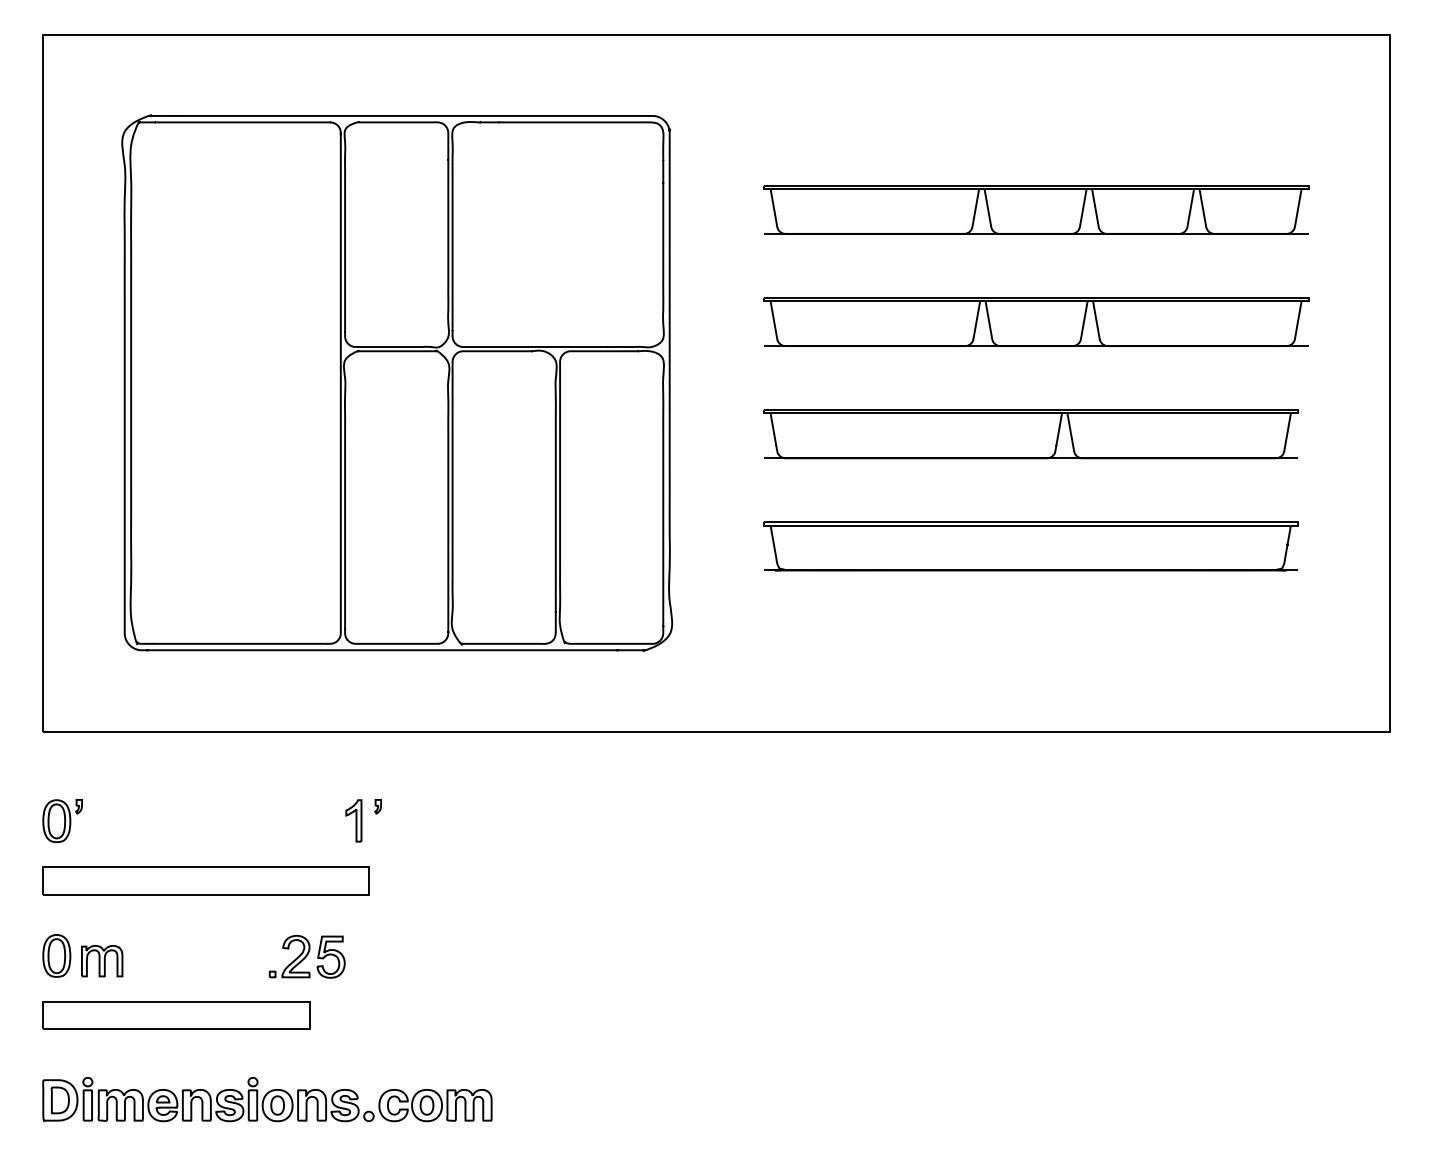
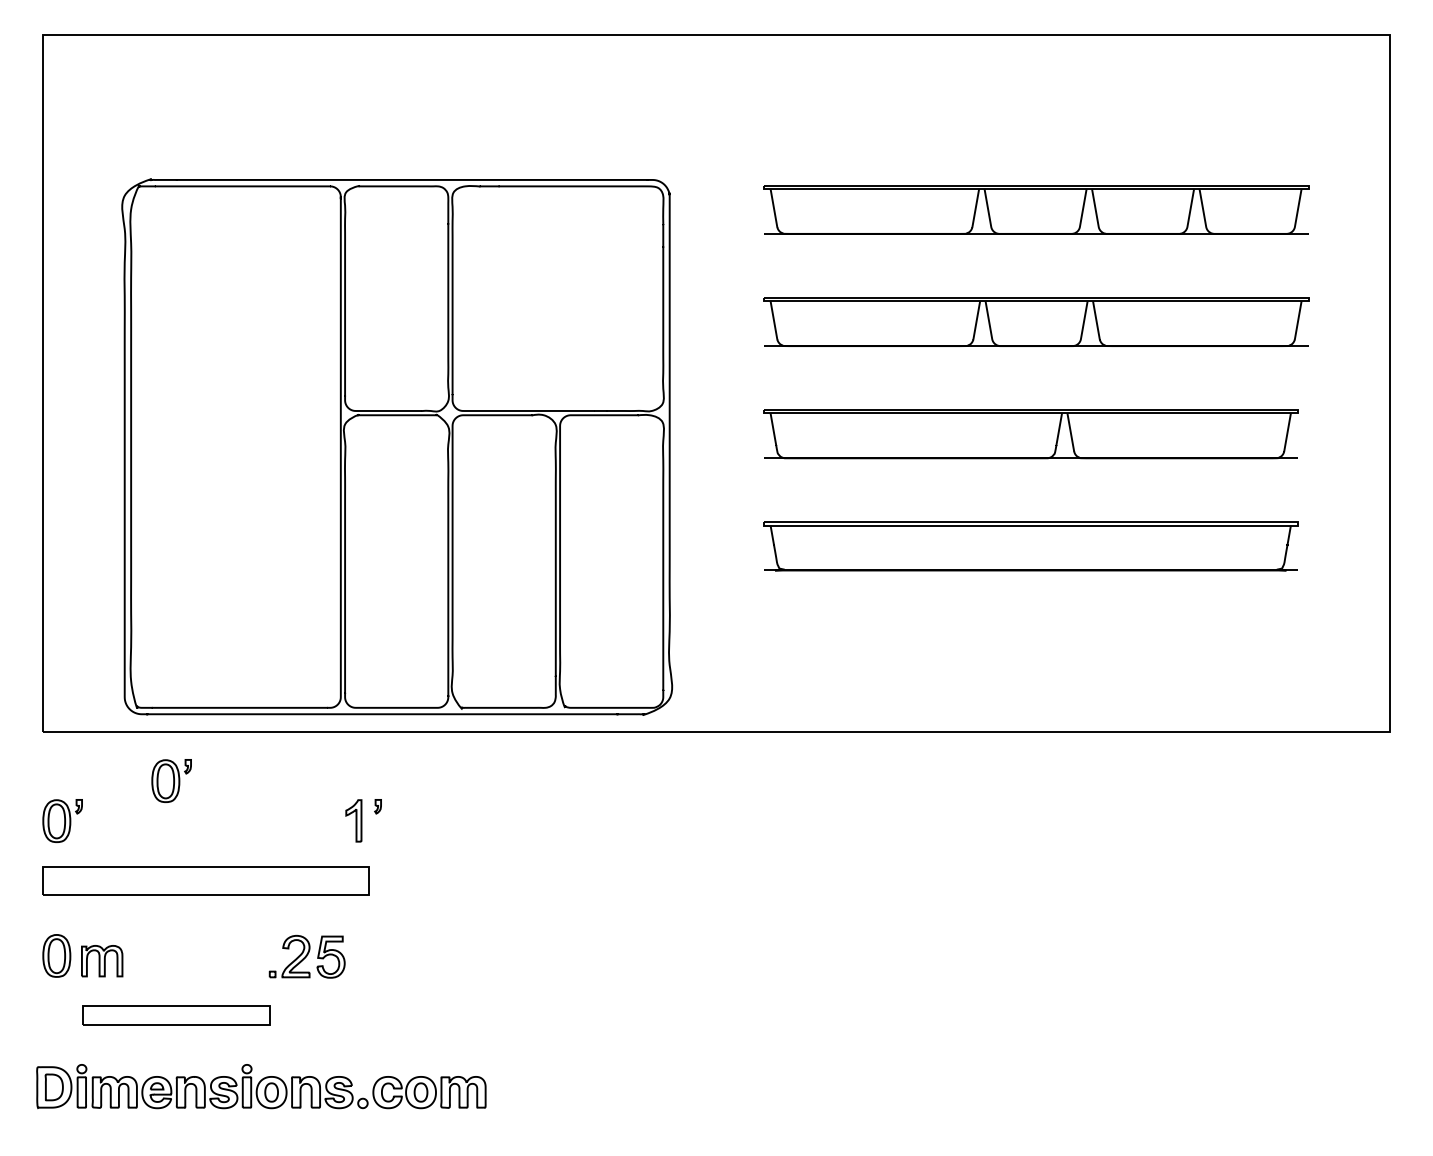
part position: (397, 382) -> (397, 446) (397, 446)
part: none -> present (171, 780)
part size: 269x29 px -> 189x21 px (176, 1015)
part position: (267, 1099) -> (261, 1086) (261, 1086)
